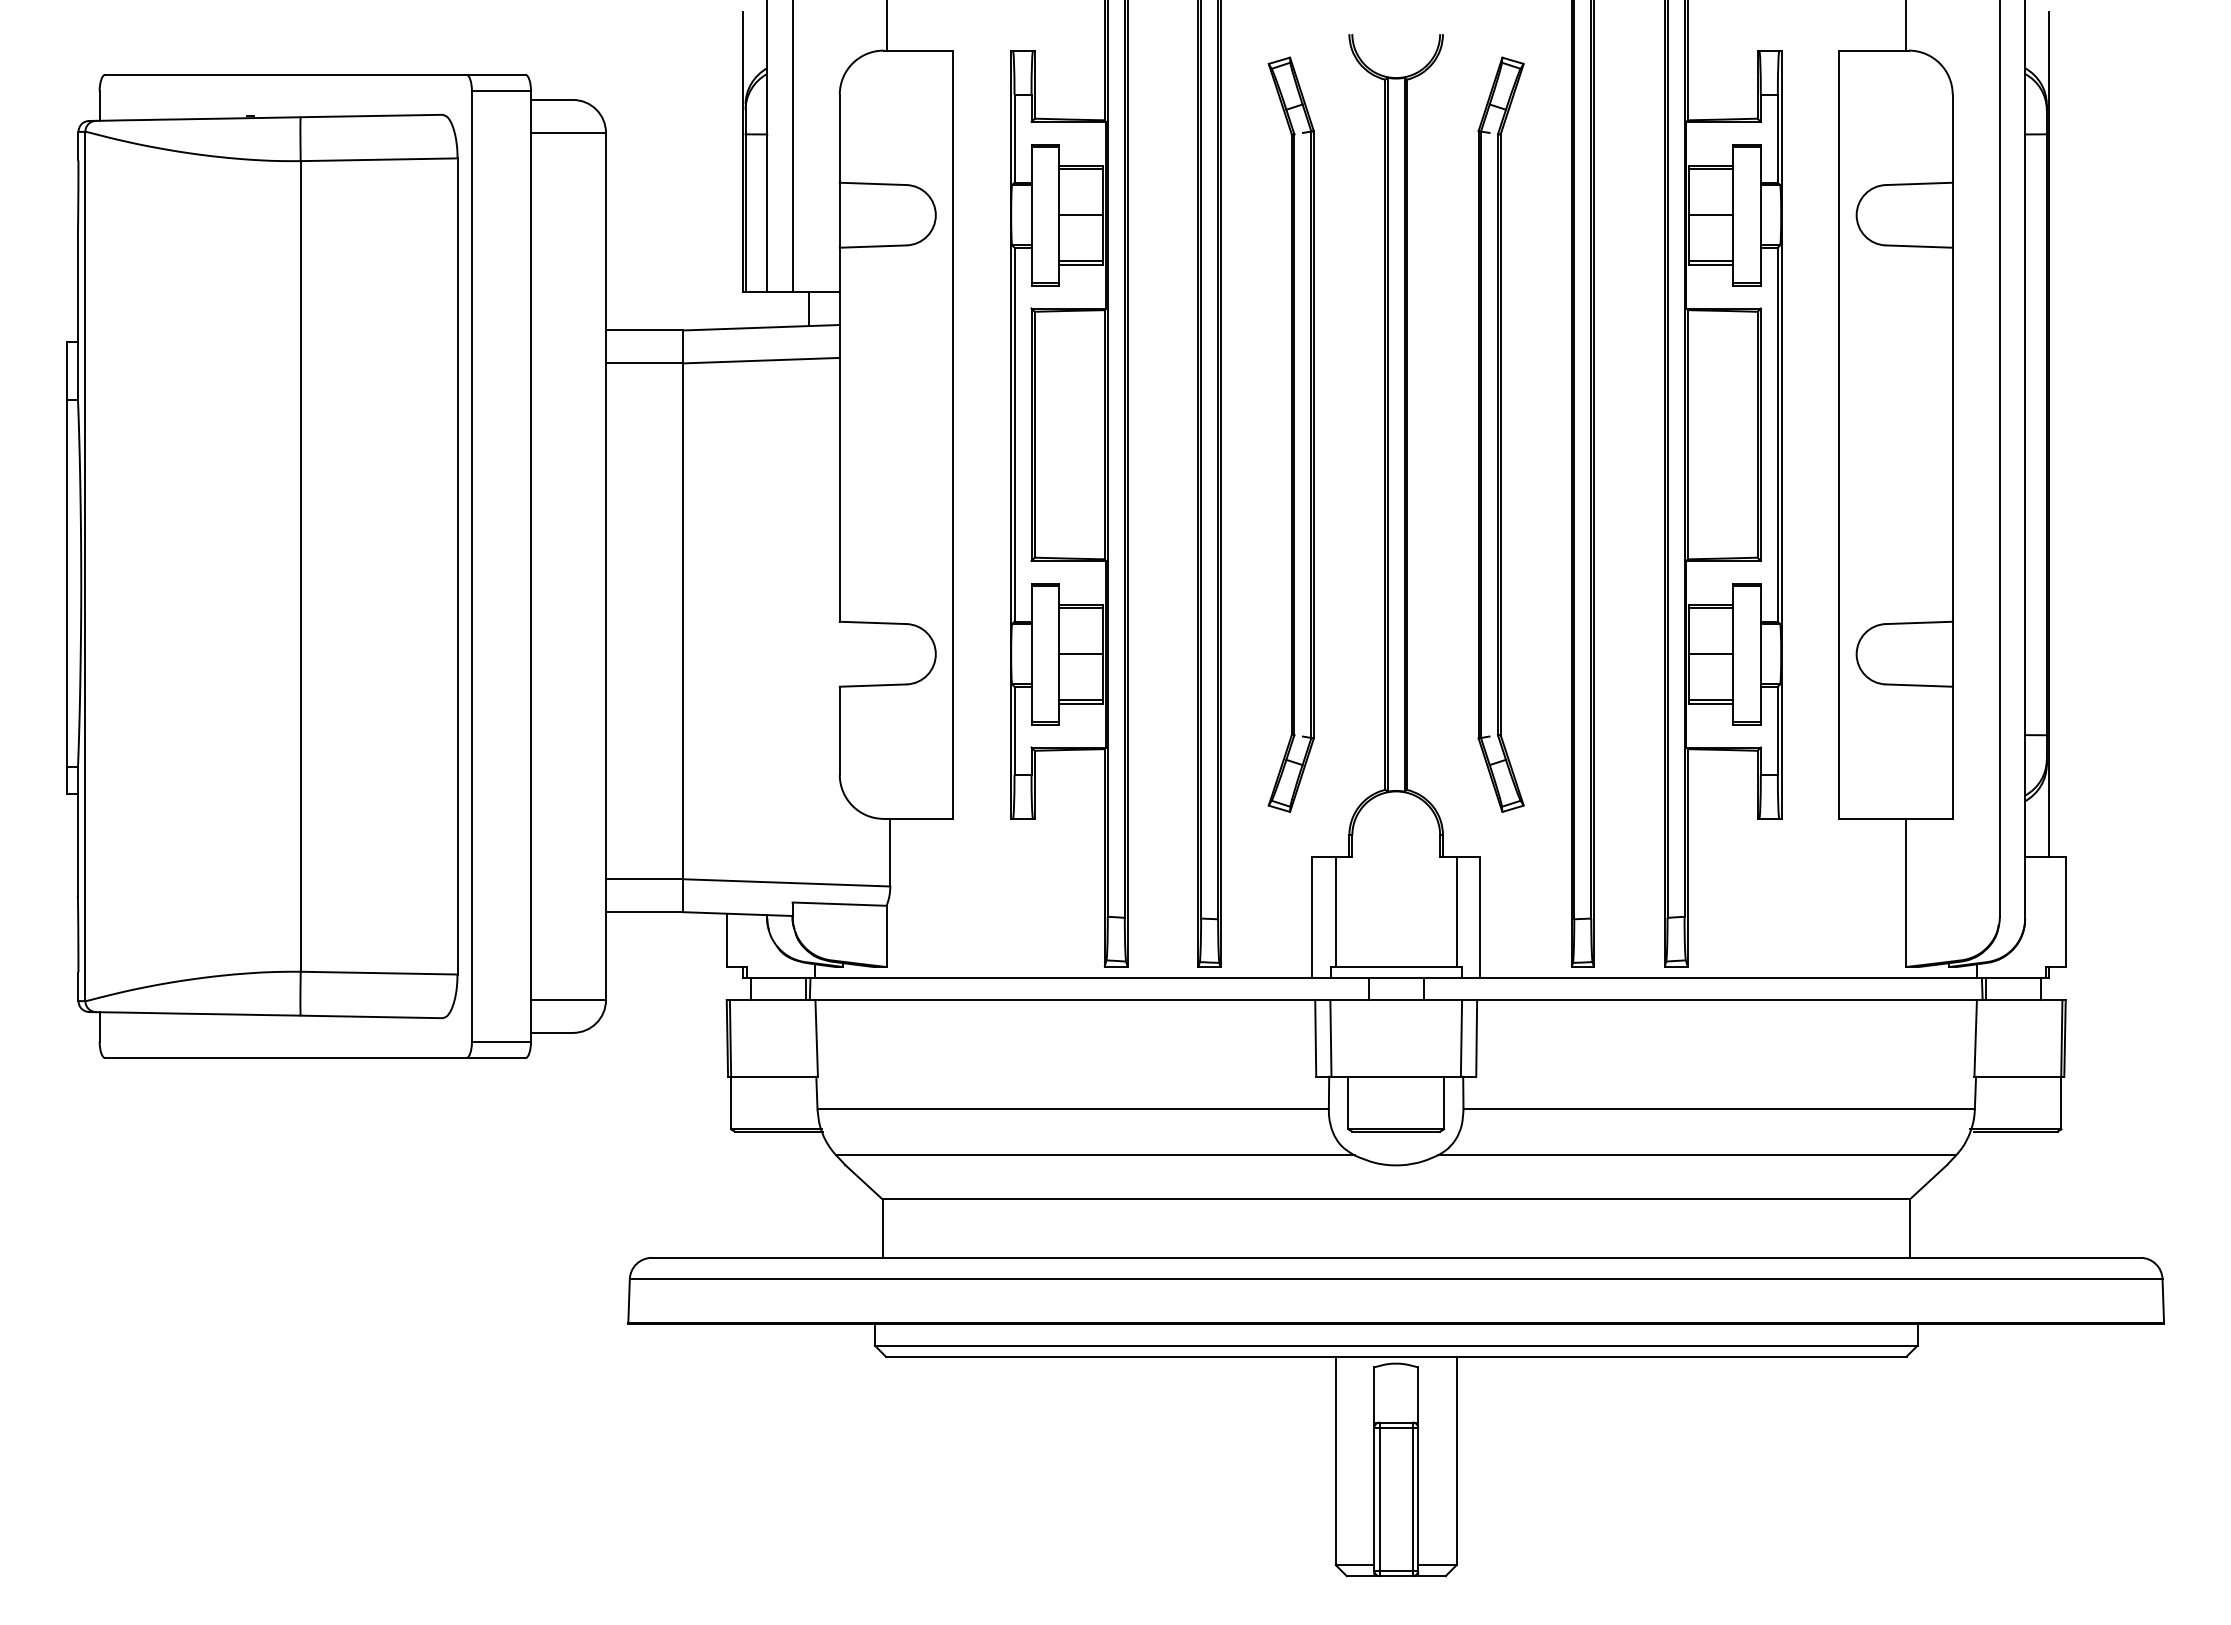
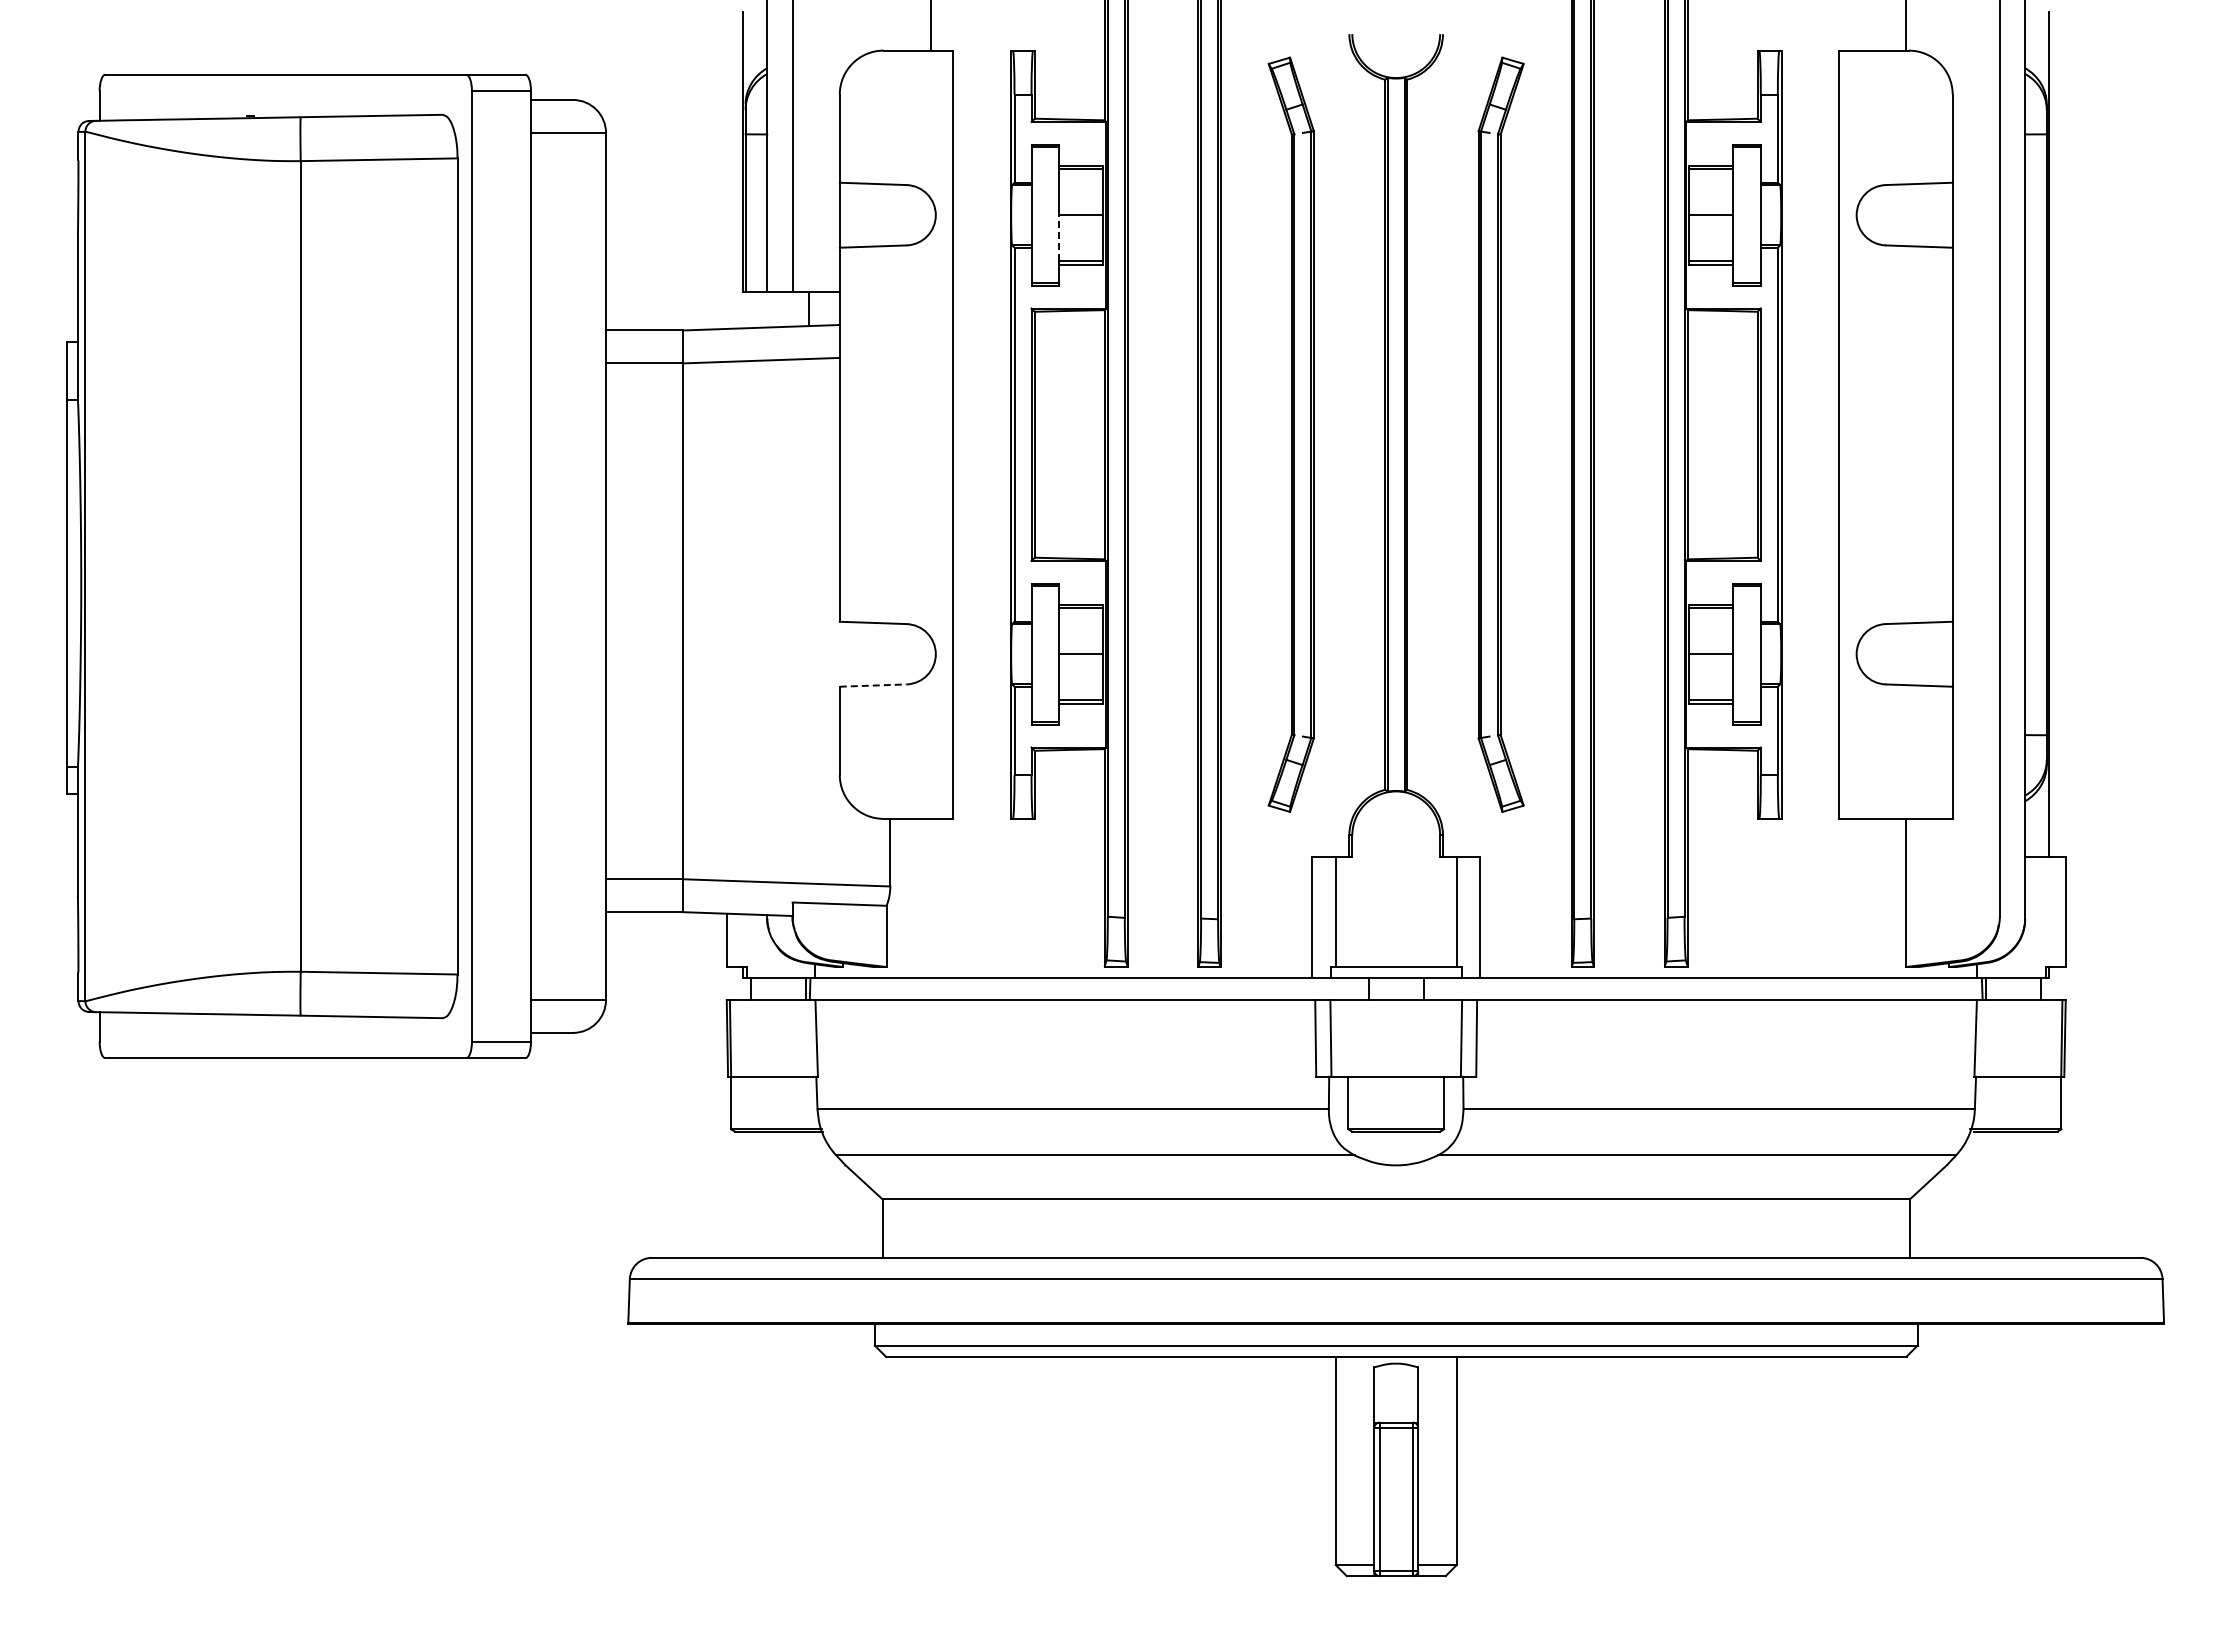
line position: (886, 26) -> (930, 26) (930, 26)
line: solid -> dashed (1059, 237)
line: solid -> dashed (873, 685)
